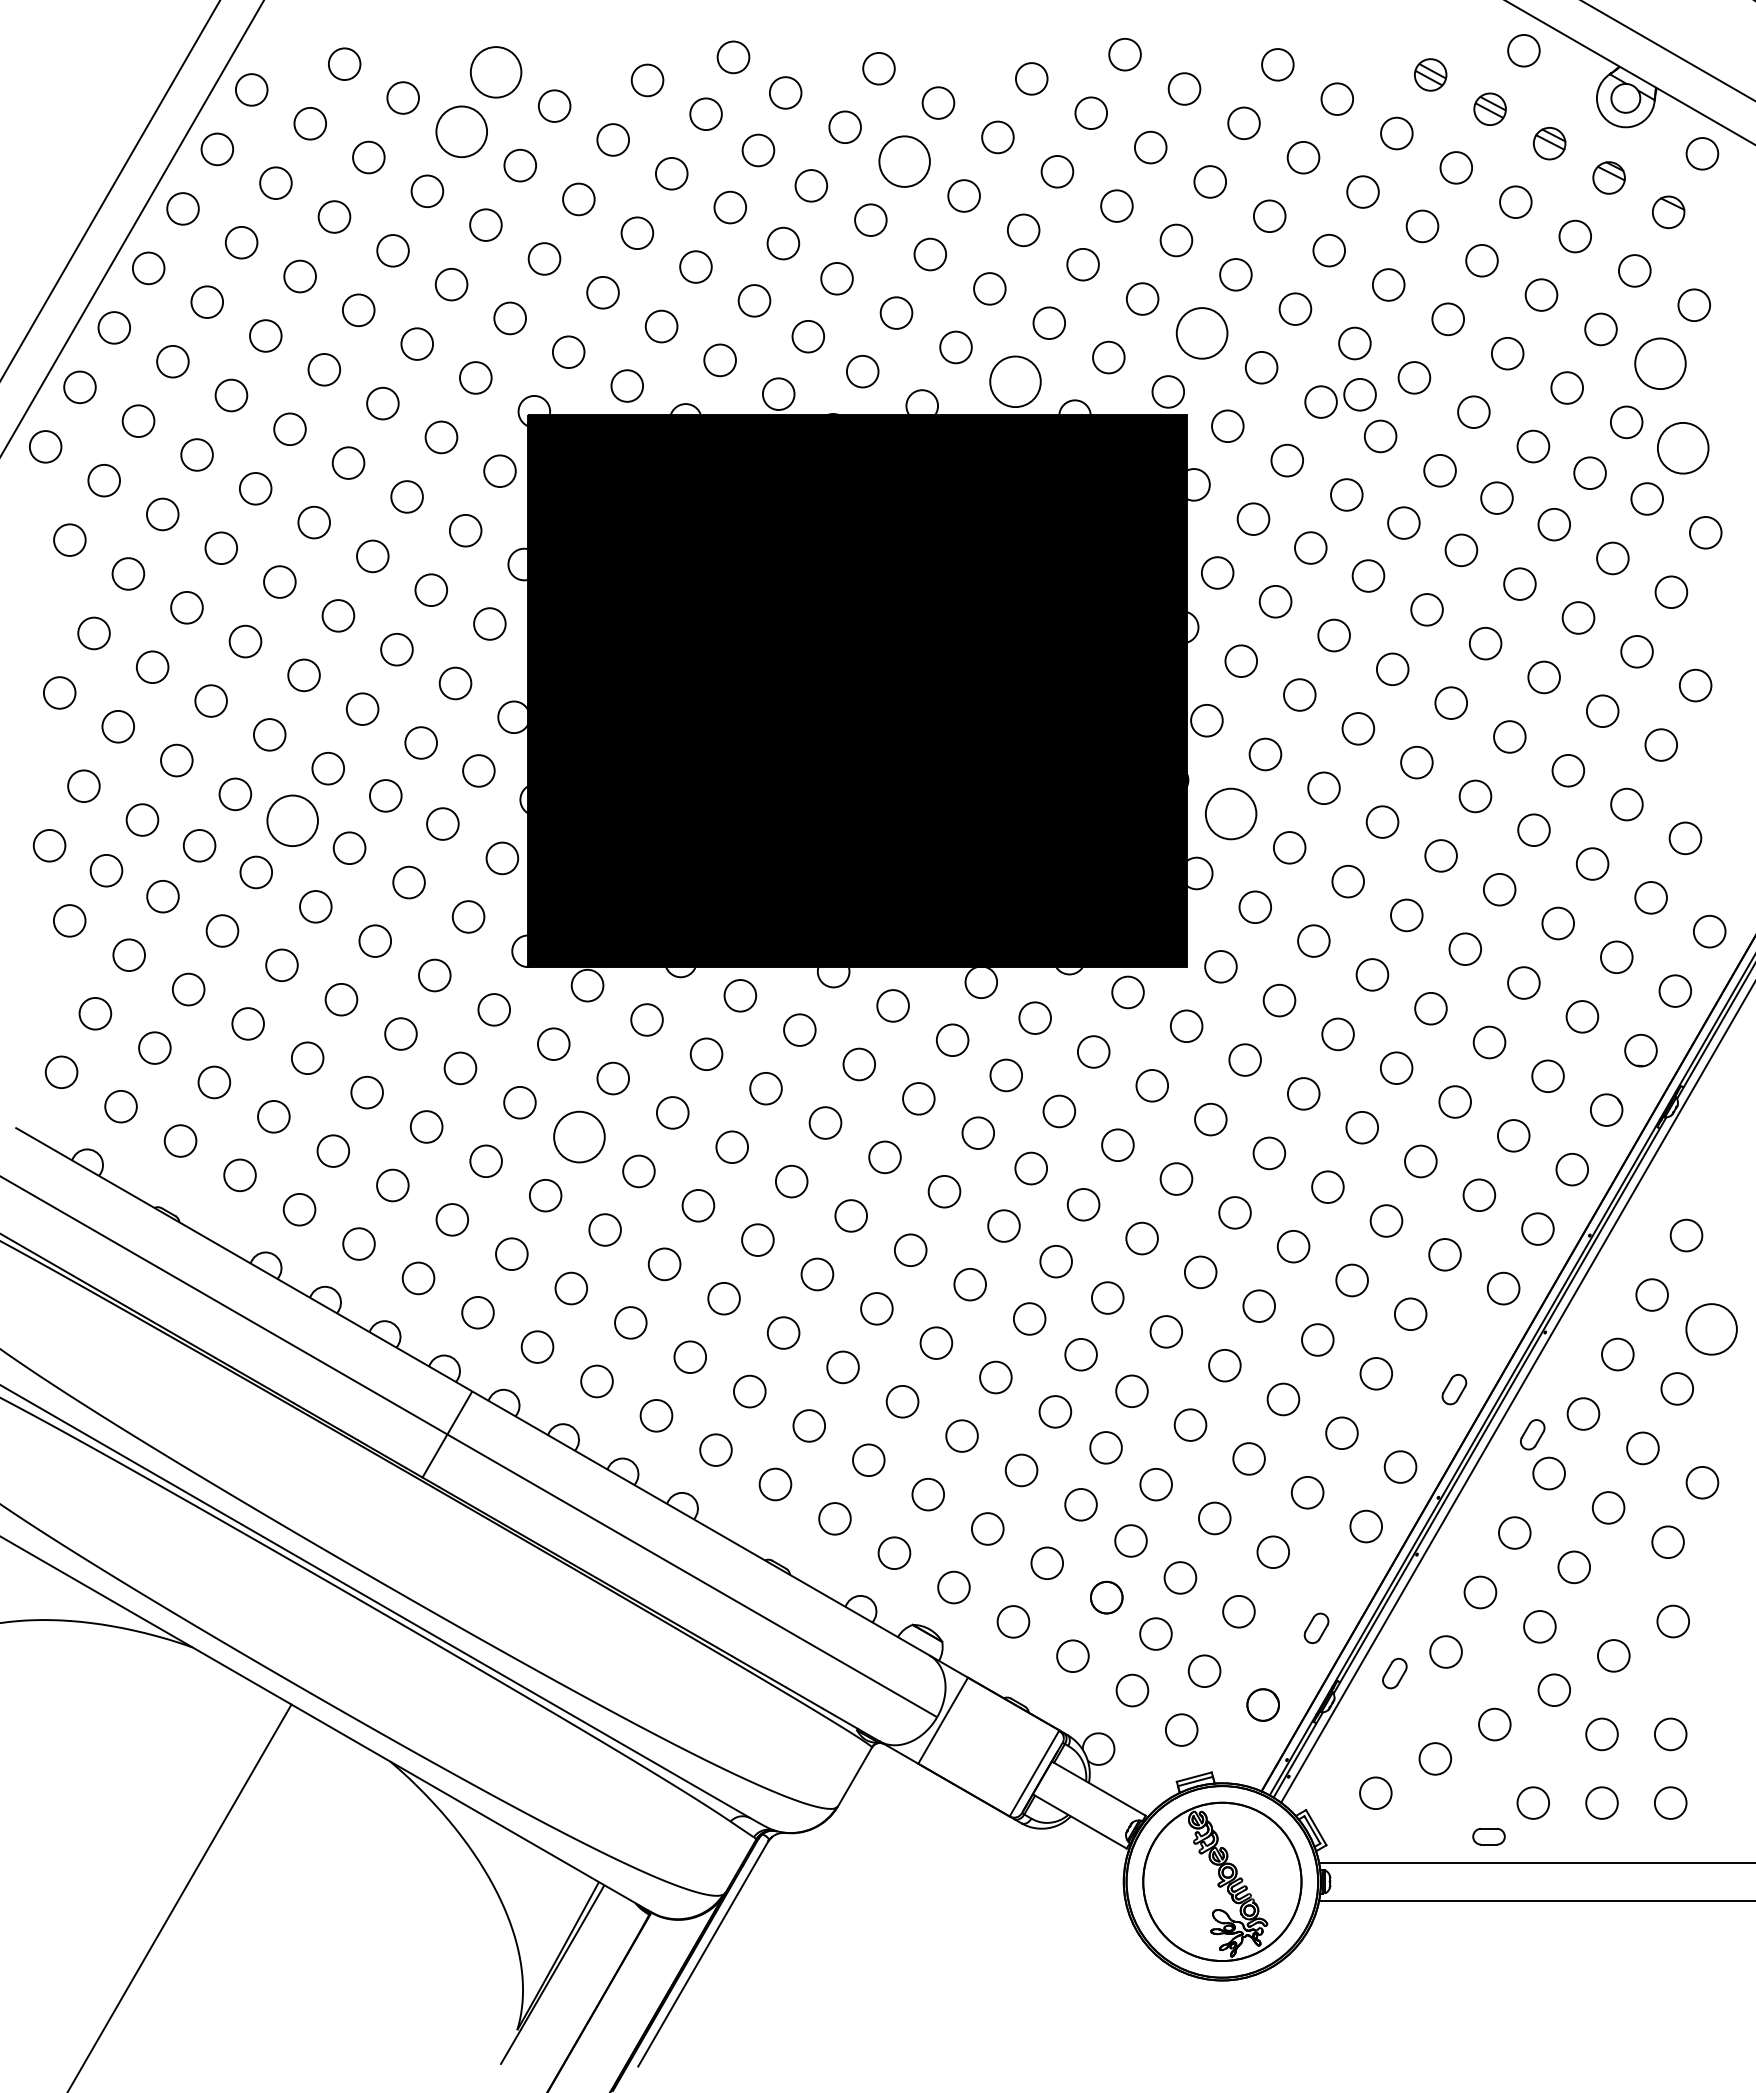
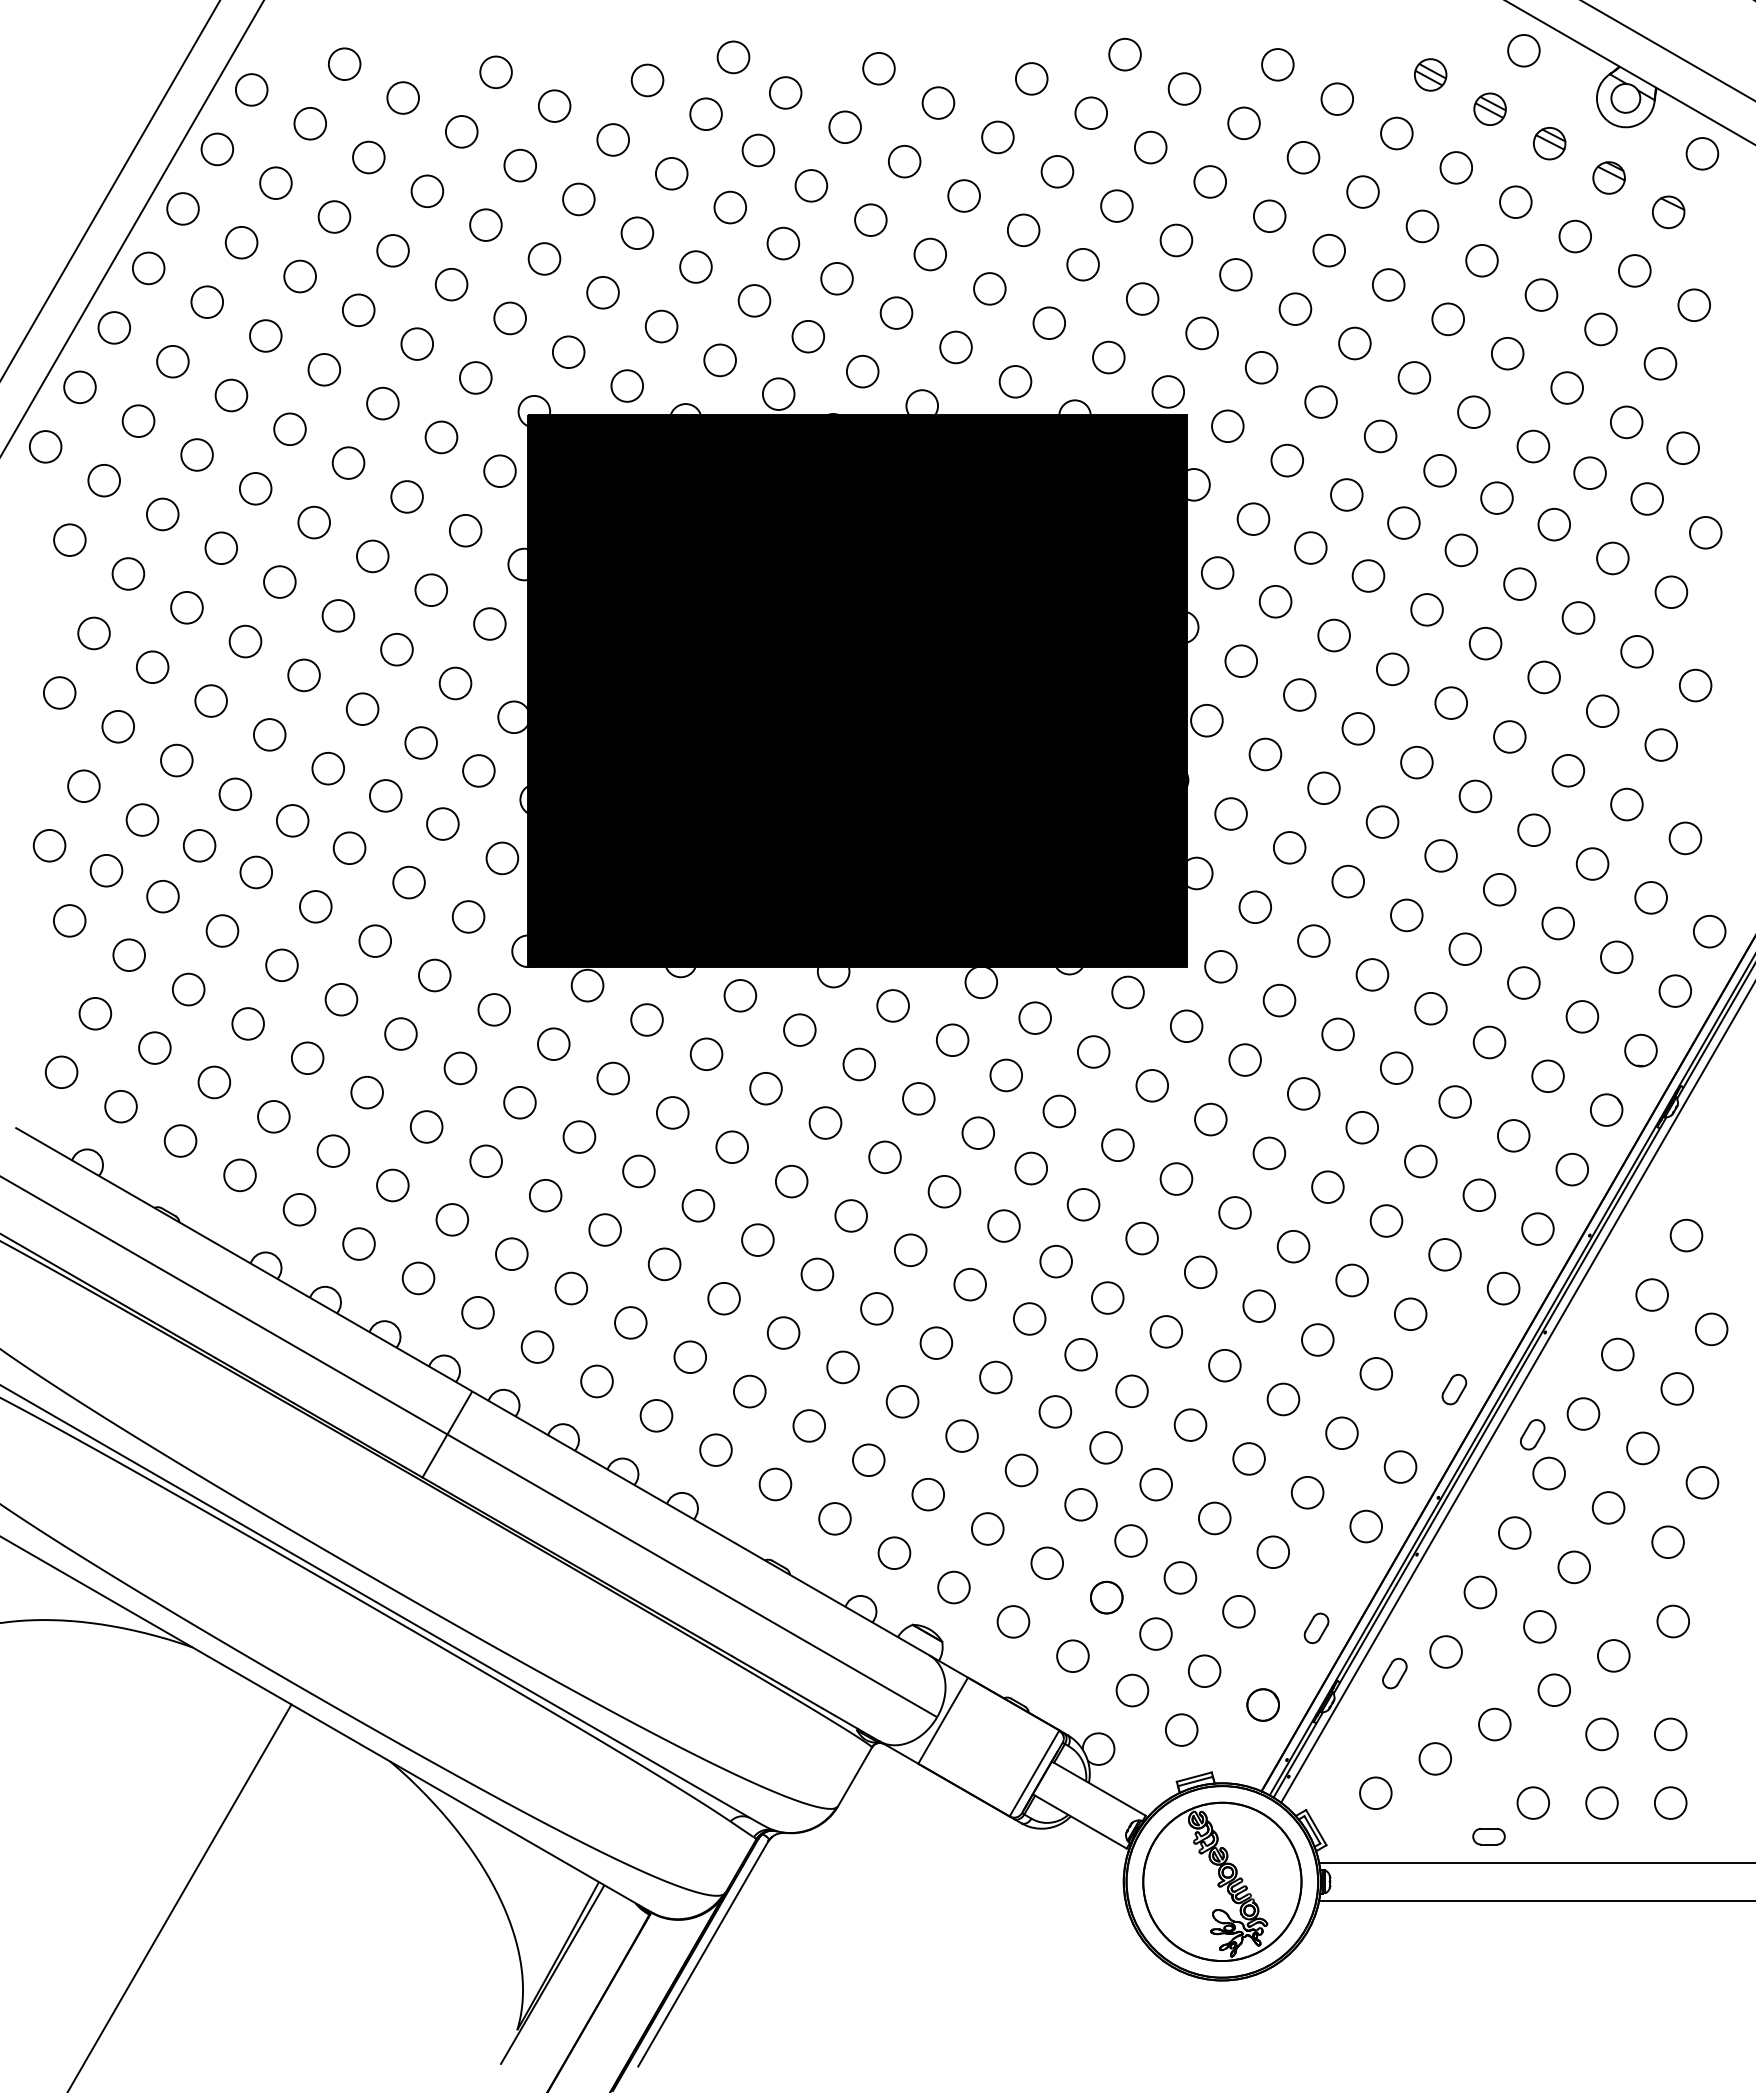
circle diameter: 51 px -> 32 px (495, 72)
circle diameter: 51 px -> 32 px (461, 131)
circle diameter: 51 px -> 32 px (904, 161)
circle diameter: 51 px -> 32 px (1201, 333)
circle diameter: 51 px -> 32 px (1660, 363)
circle diameter: 51 px -> 32 px (1015, 381)
circle: present -> none (1359, 394)
circle diameter: 51 px -> 32 px (1683, 448)
circle diameter: 51 px -> 32 px (1230, 813)
circle diameter: 51 px -> 32 px (292, 820)
circle diameter: 51 px -> 32 px (579, 1136)
circle diameter: 51 px -> 32 px (1711, 1329)
